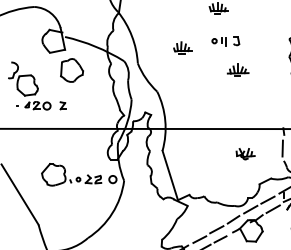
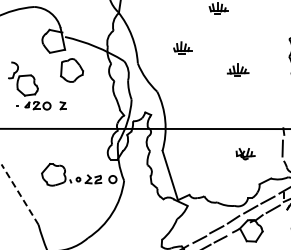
part: present -> none (225, 41)
line: solid -> dashed (19, 194)
